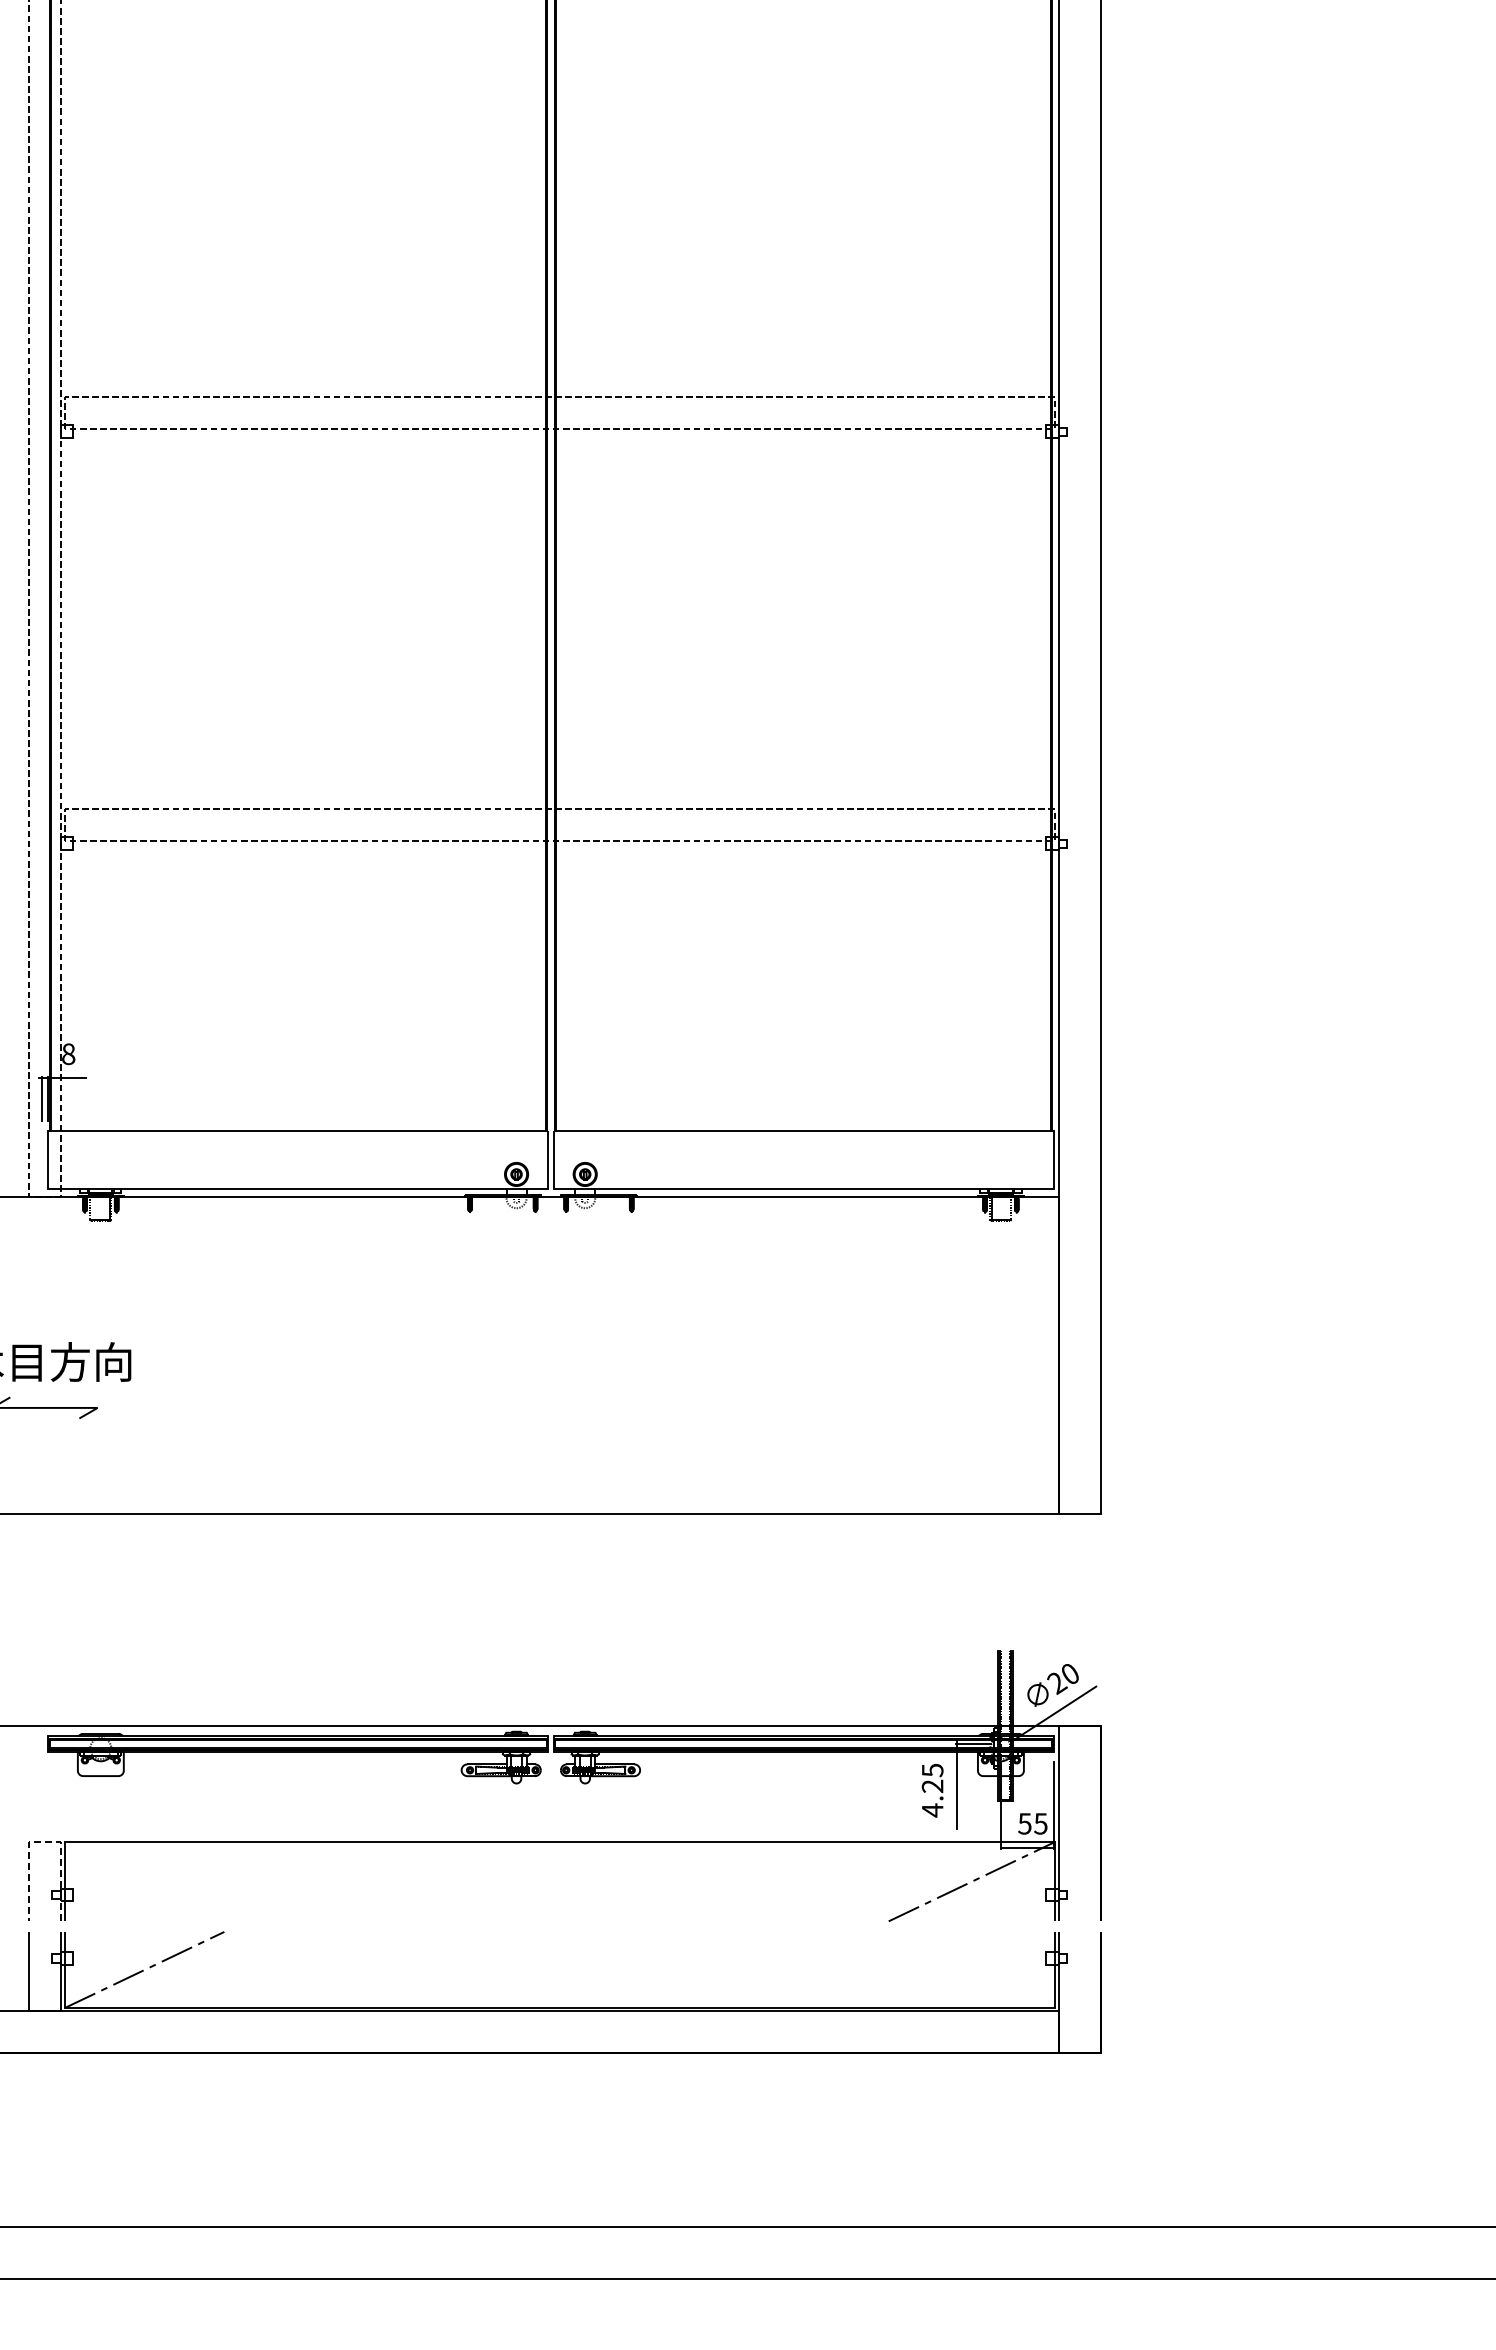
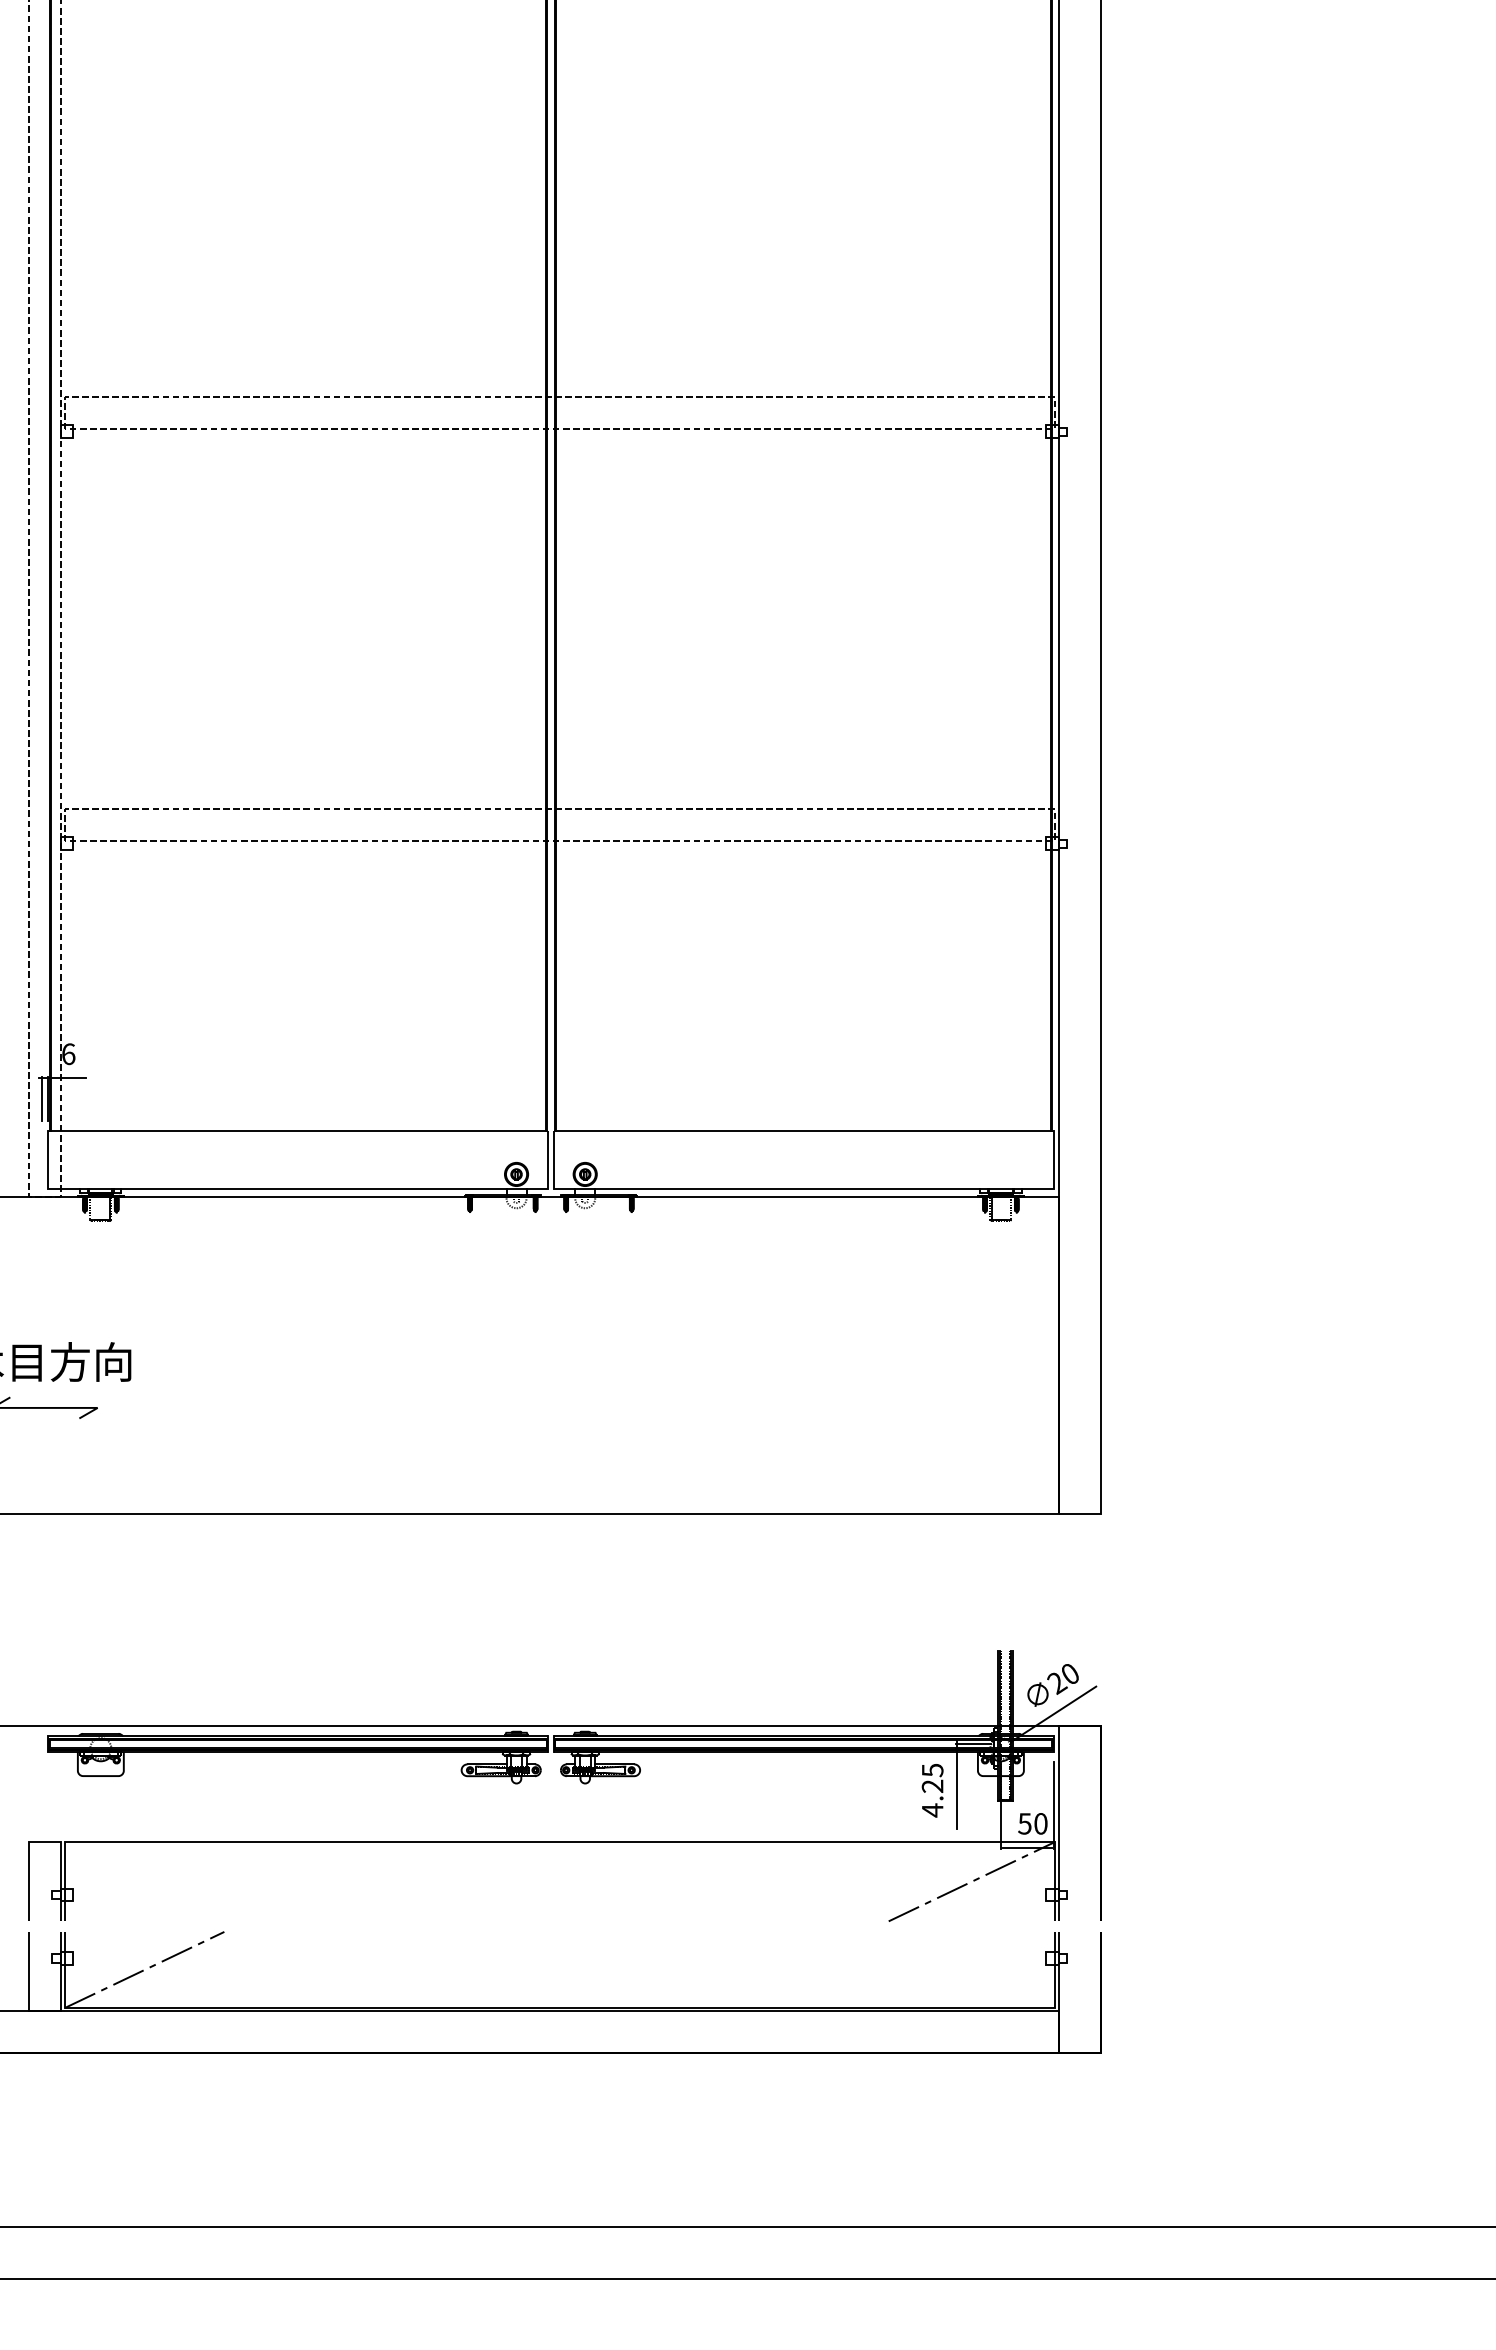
text: 8 -> 6 (68, 1053)
text: 55 -> 50 (1040, 1823)
line: dashed -> solid (44, 1842)
